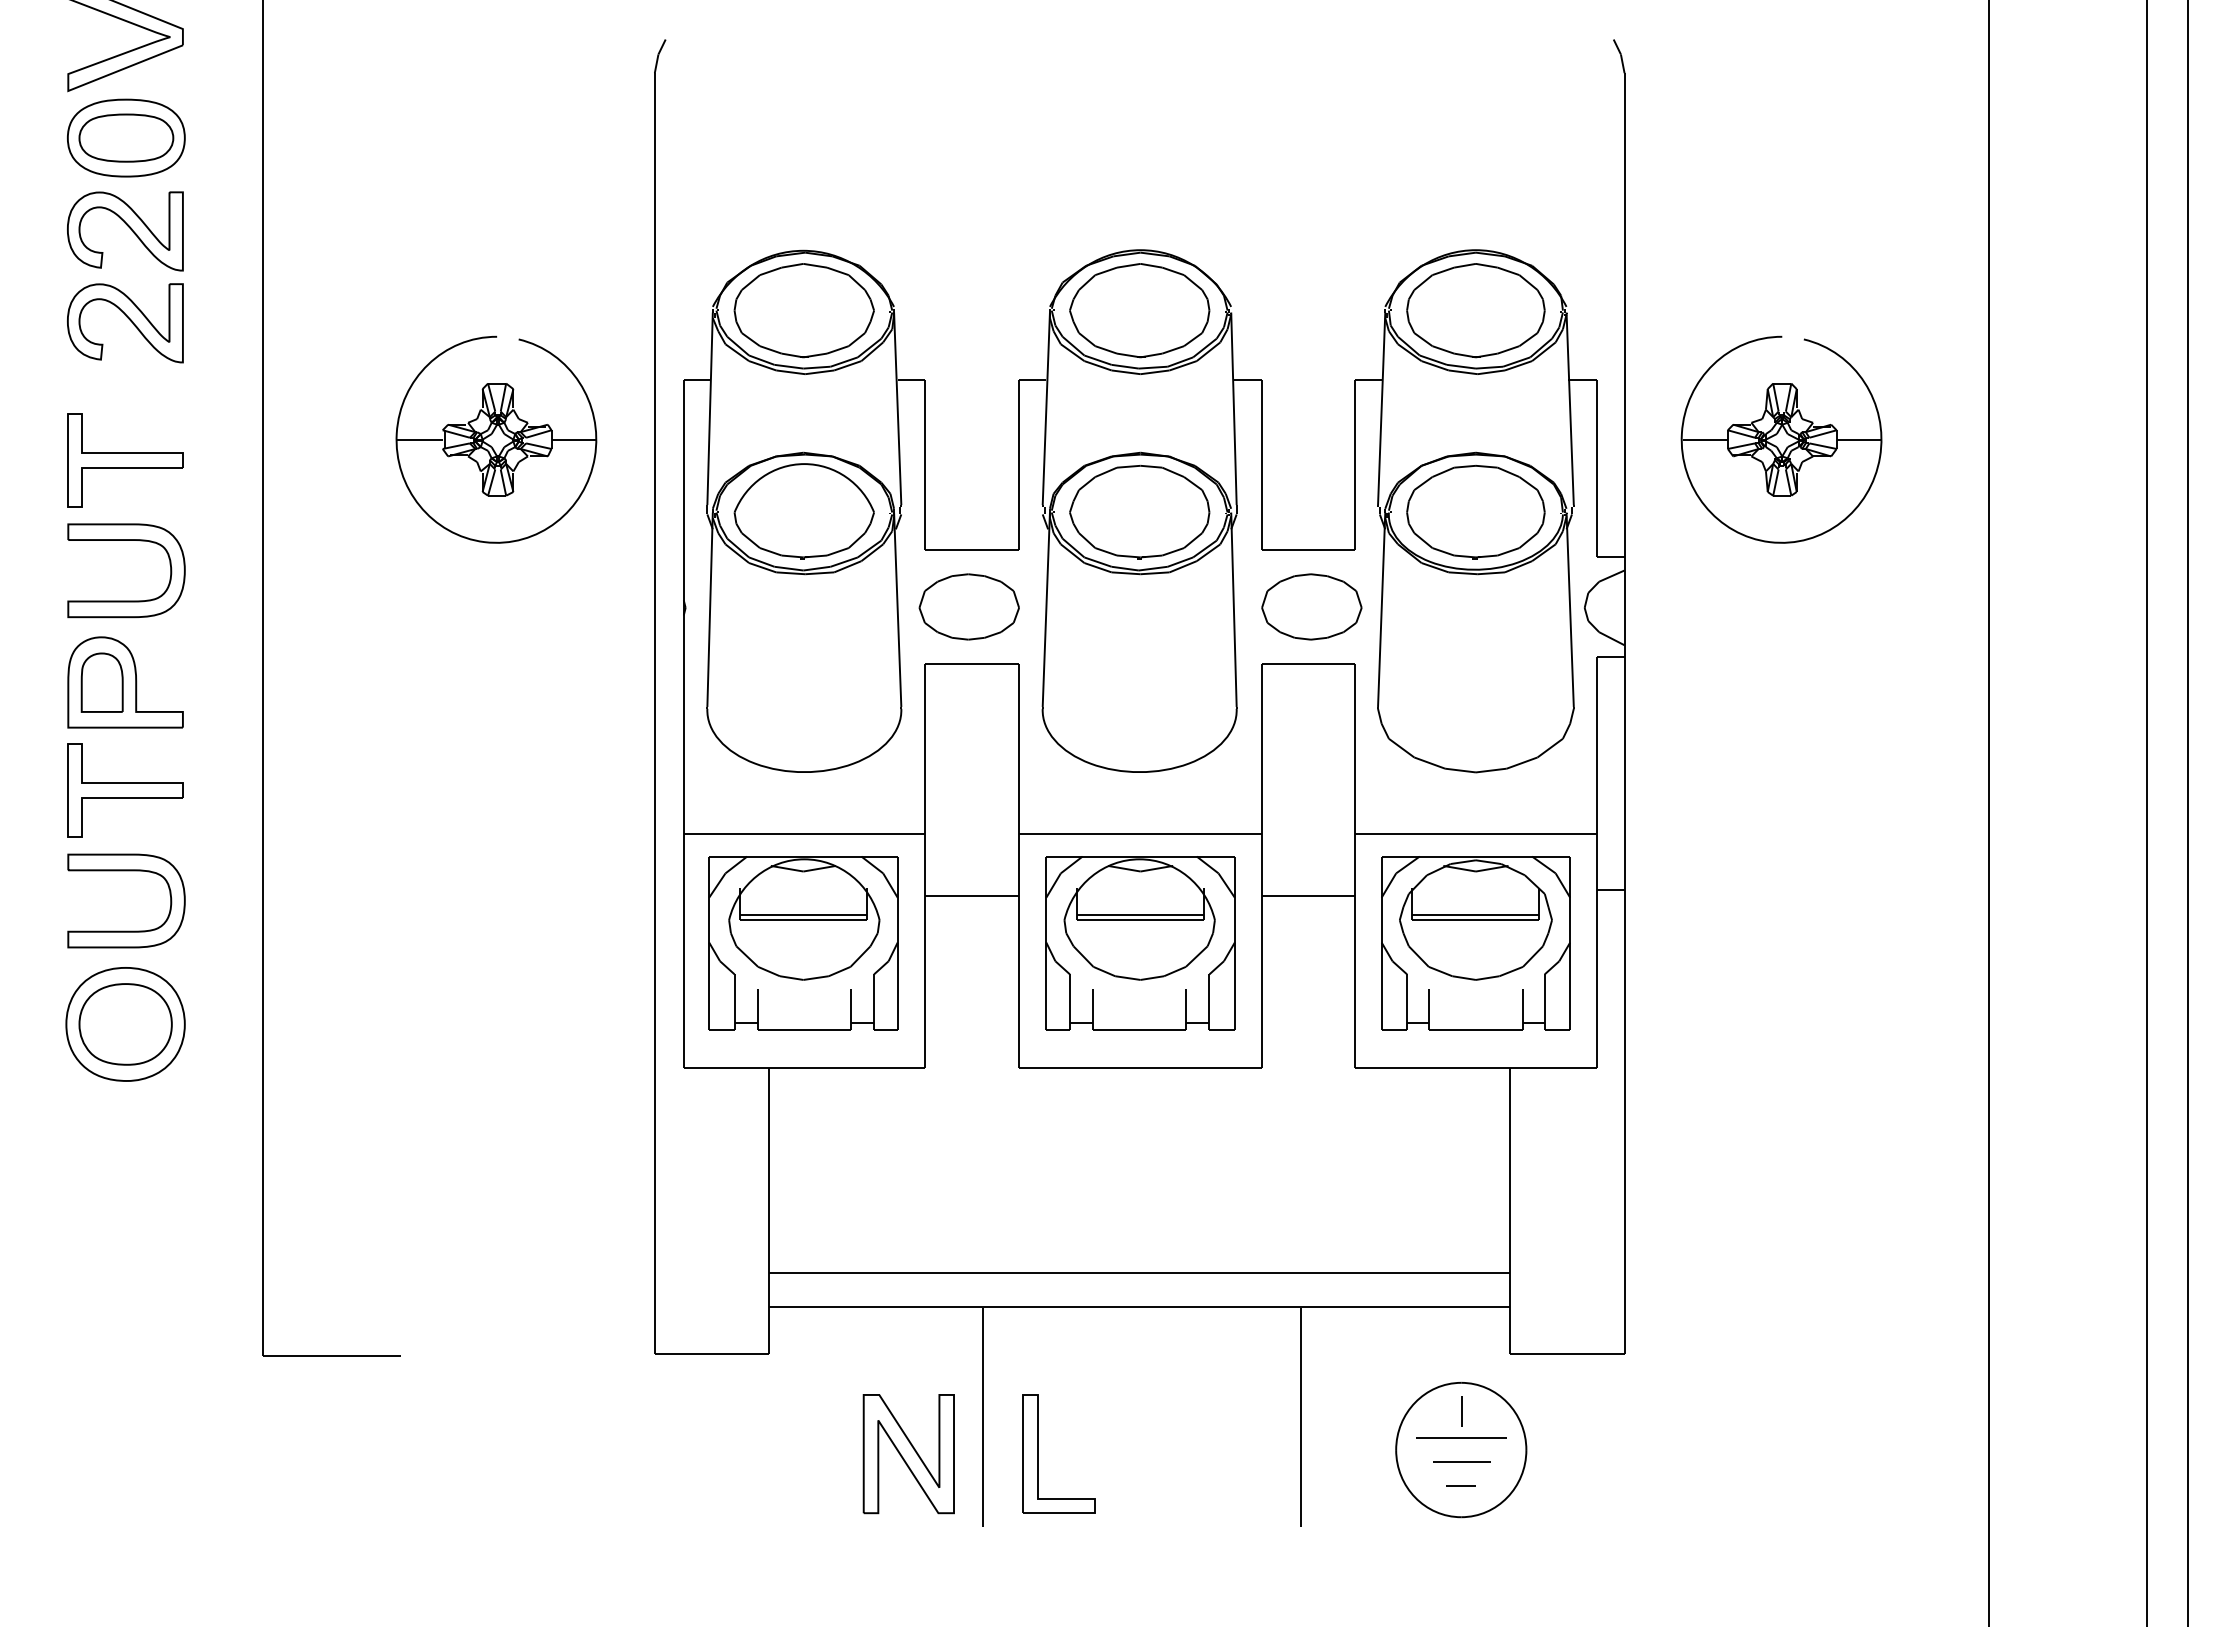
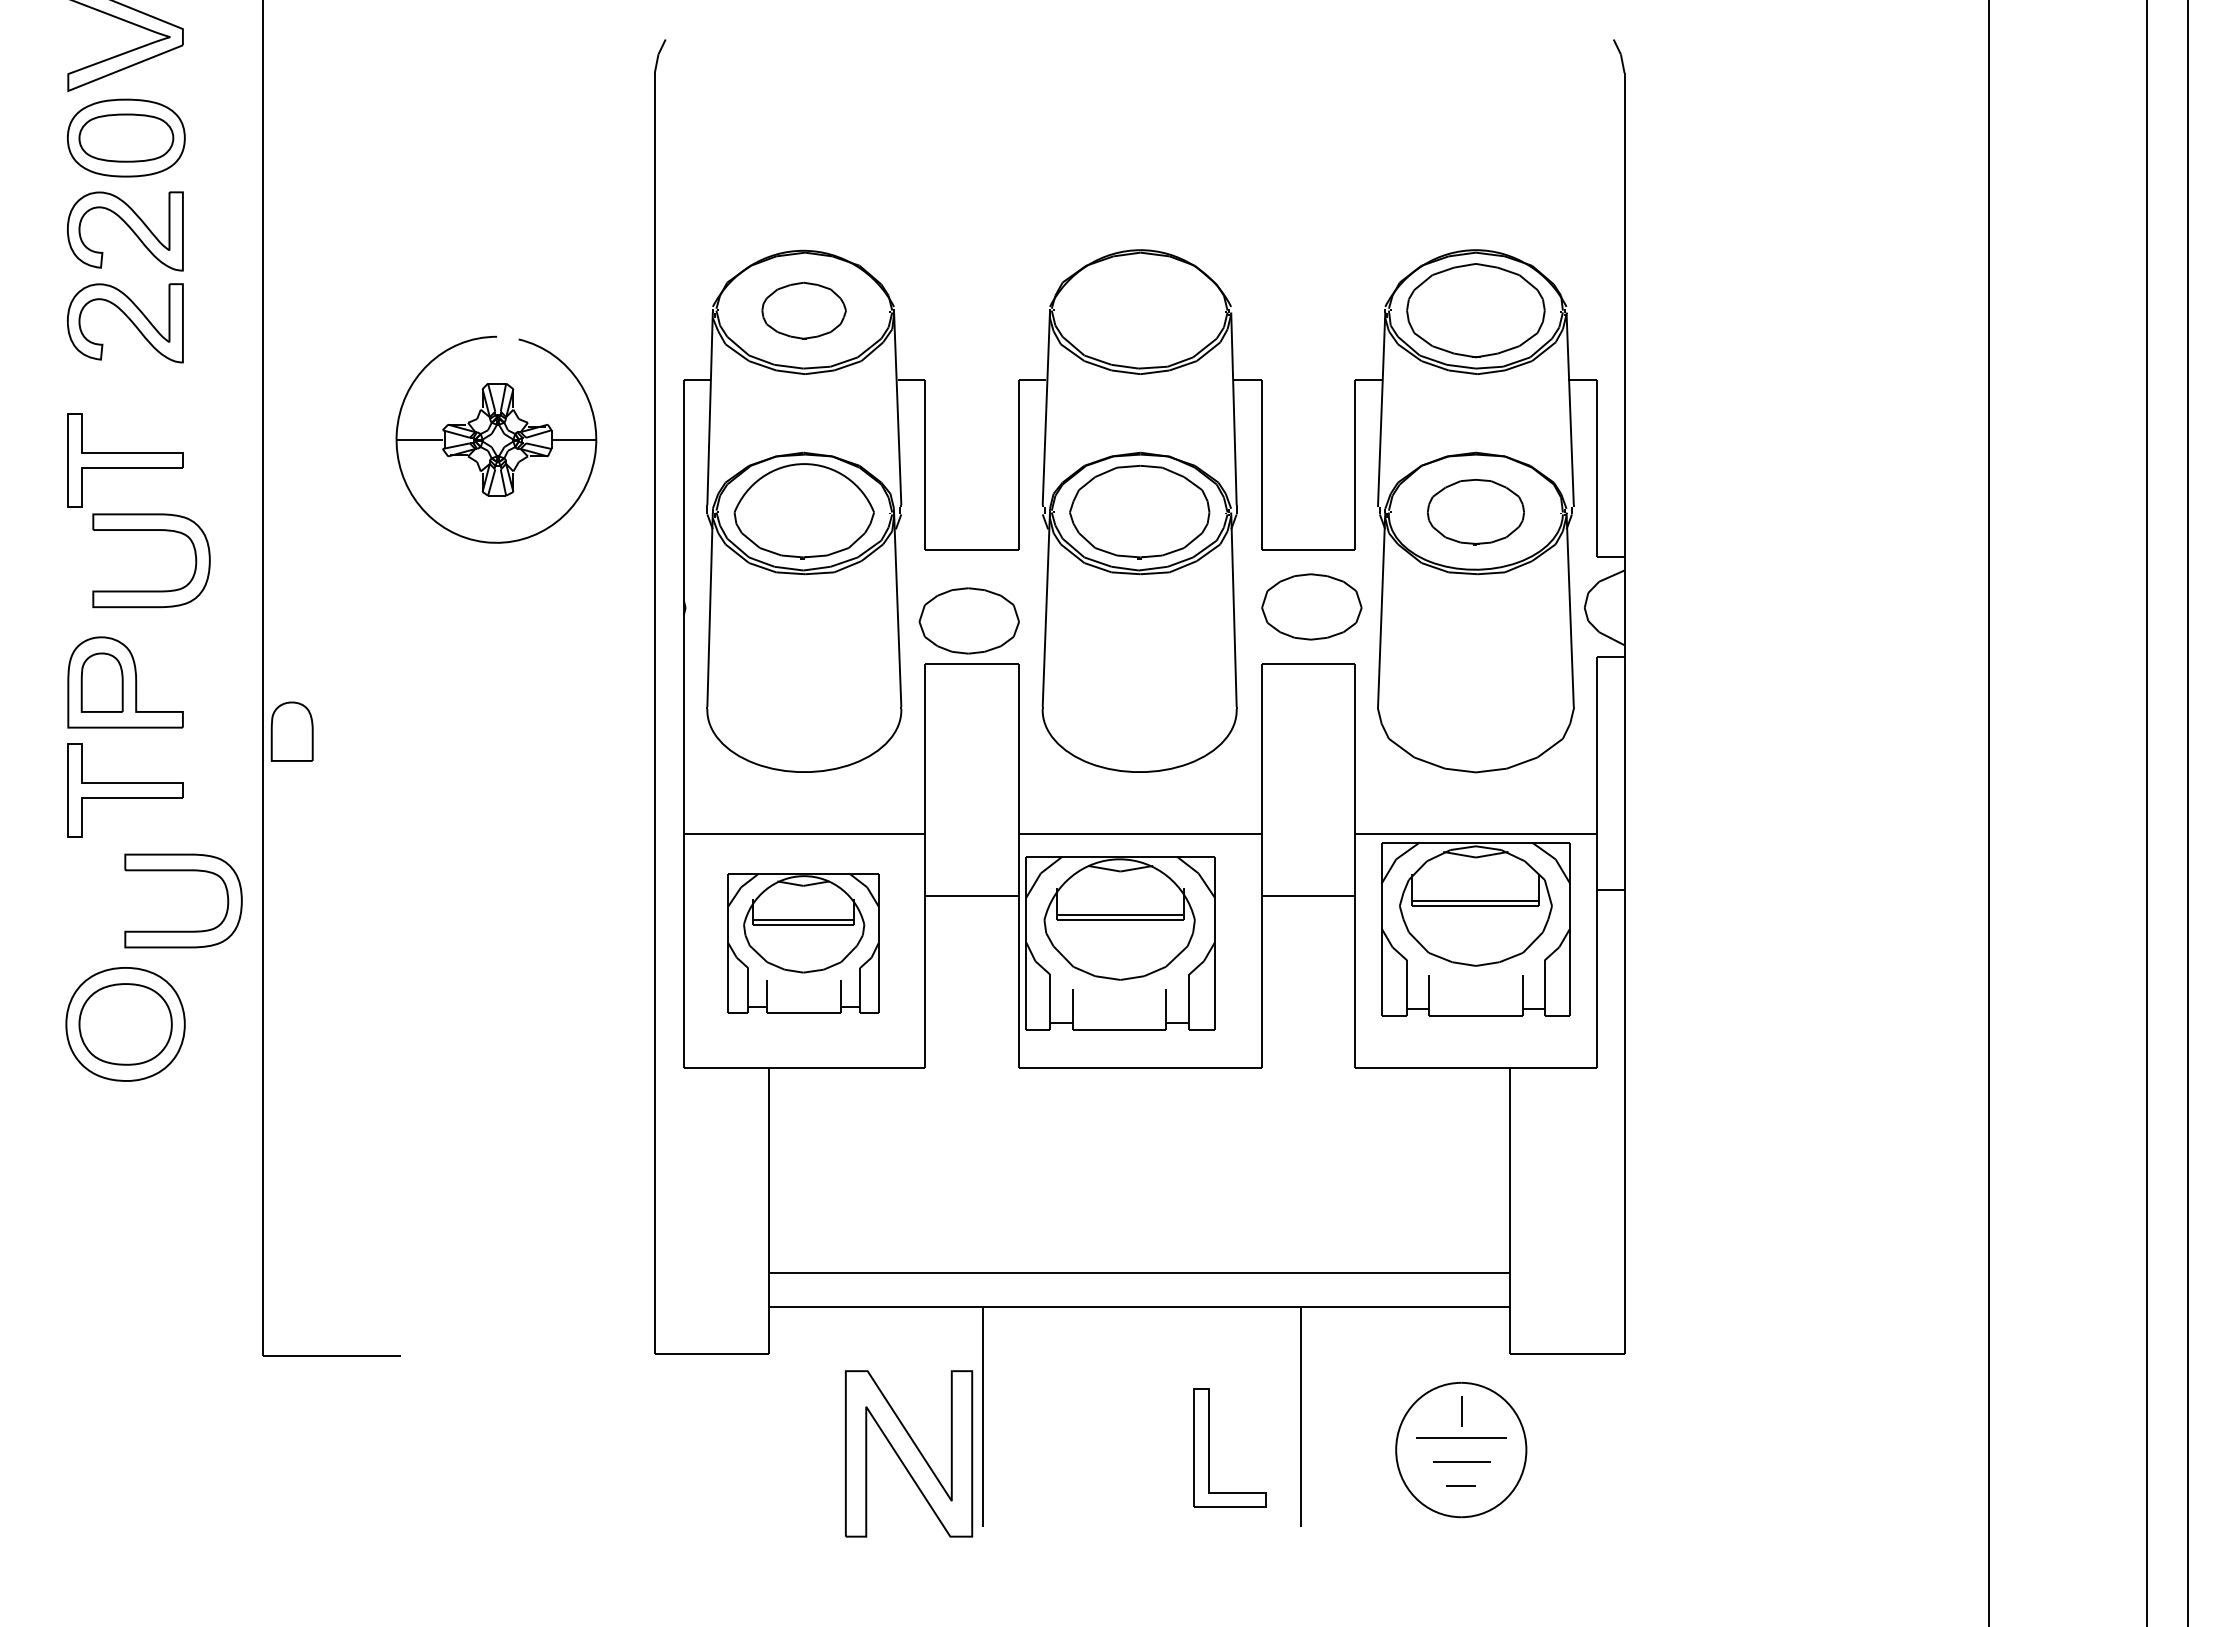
part size: 142x96 px -> 86x59 px (803, 310)
part: present -> none (1139, 310)
part: present -> none (1781, 439)
part size: 140x95 px -> 99x67 px (1475, 512)
part position: (126, 540) -> (151, 530) (151, 530)
part position: (968, 606) -> (968, 620) (968, 620)
part: none -> present (291, 731)
part position: (126, 871) -> (183, 871) (183, 871)
part size: 191x175 px -> 153x141 px (803, 943)
part position: (1140, 943) -> (1120, 943) (1120, 943)
part position: (1475, 943) -> (1475, 929) (1475, 929)
part position: (1038, 1453) -> (1209, 1447) (1209, 1447)
part size: 93x121 px -> 129x168 px (909, 1453)
